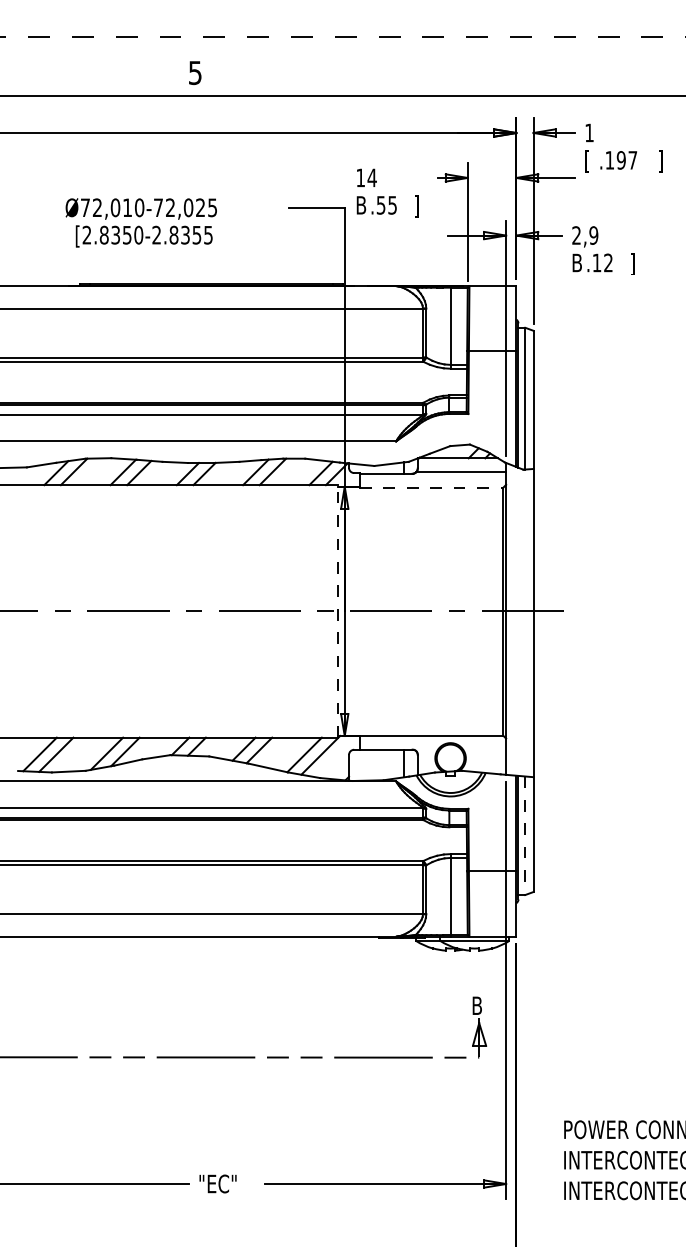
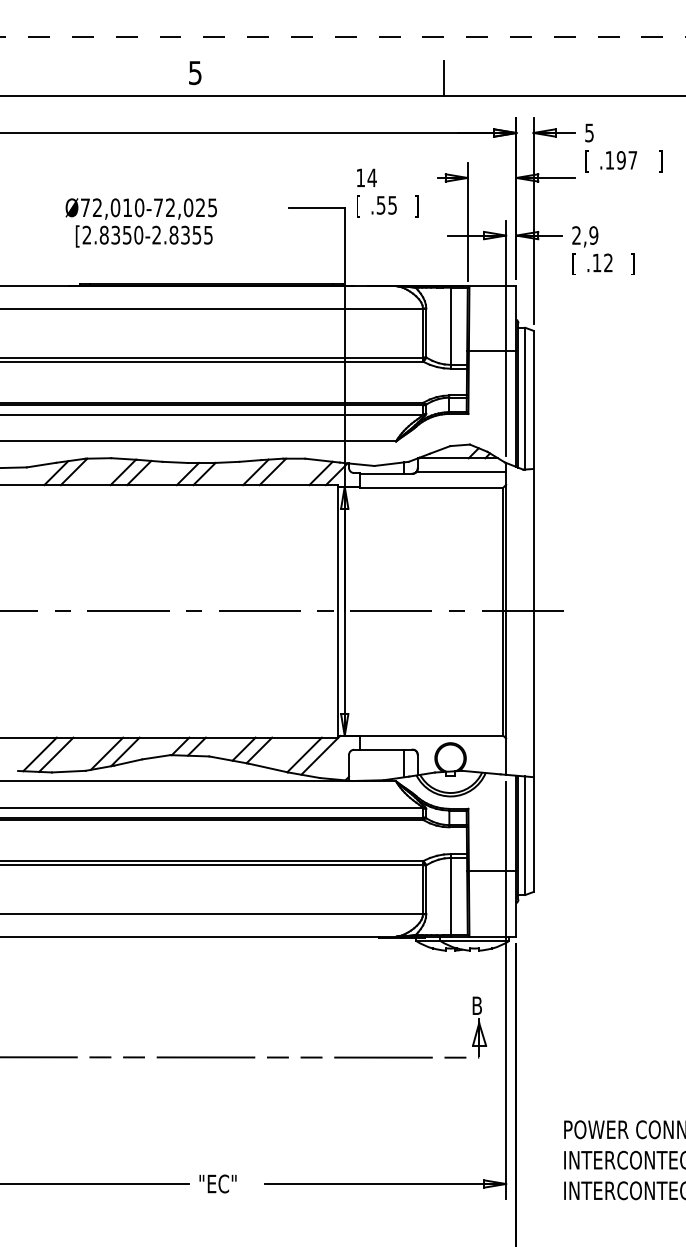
line: none -> present (443, 77)
text: 1 -> 5 (589, 132)
text: B -> [ (361, 206)
text: B -> [ (576, 263)
line: dashed -> solid (431, 487)
line: dashed -> solid (338, 610)
line: dashed -> solid (525, 836)
